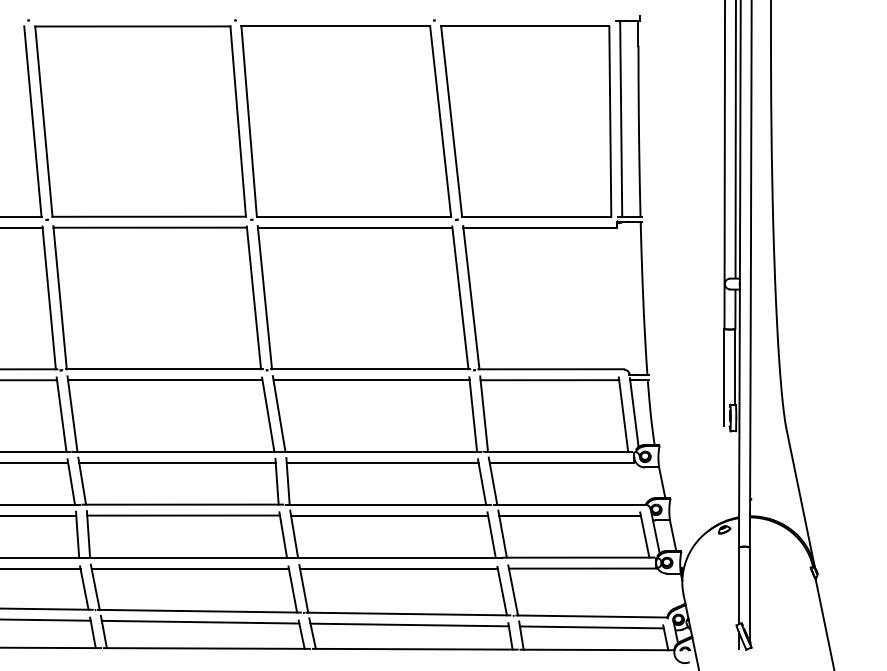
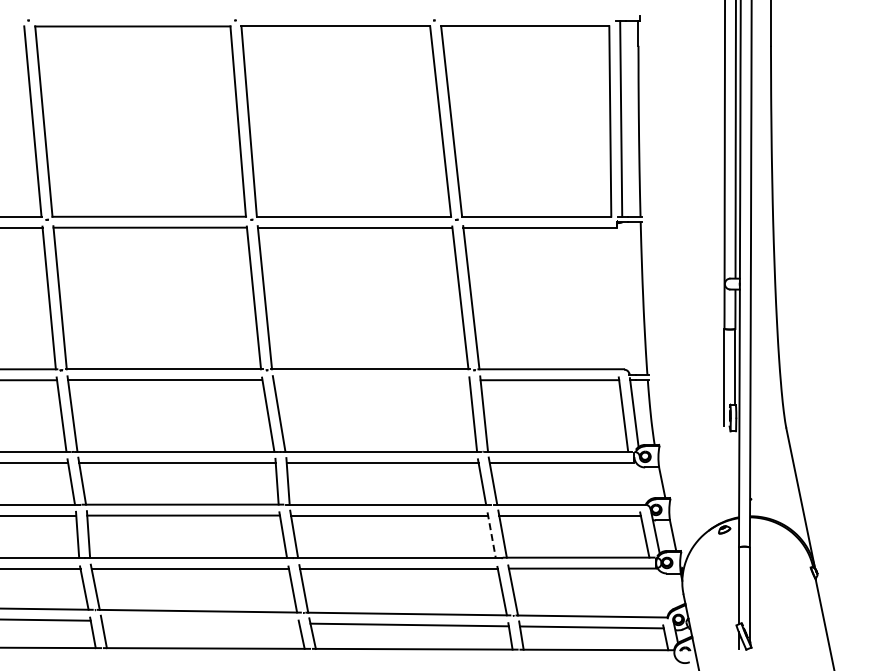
line: present -> none (371, 380)
line: solid -> dashed (491, 535)
line: present -> none (200, 621)
